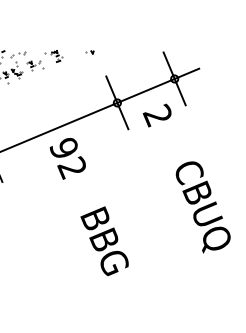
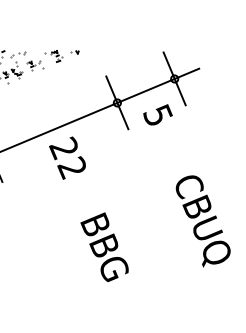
part position: (89, 52) -> (74, 52) (74, 52)
text: 2 -> 5 (157, 115)
text: 92 -> 22 (63, 148)
text position: (202, 207) -> (202, 221) (202, 221)
text position: (104, 241) -> (104, 247) (104, 247)
